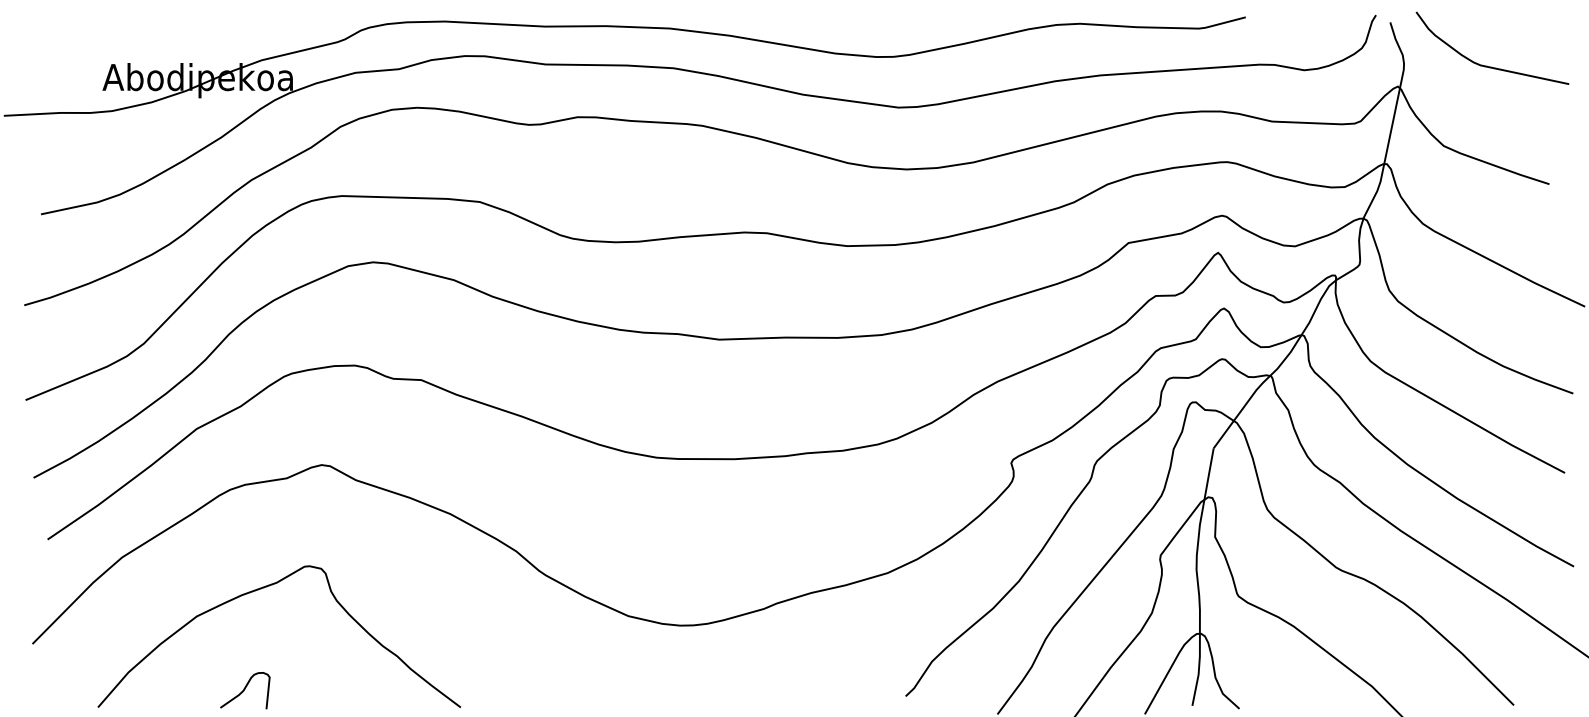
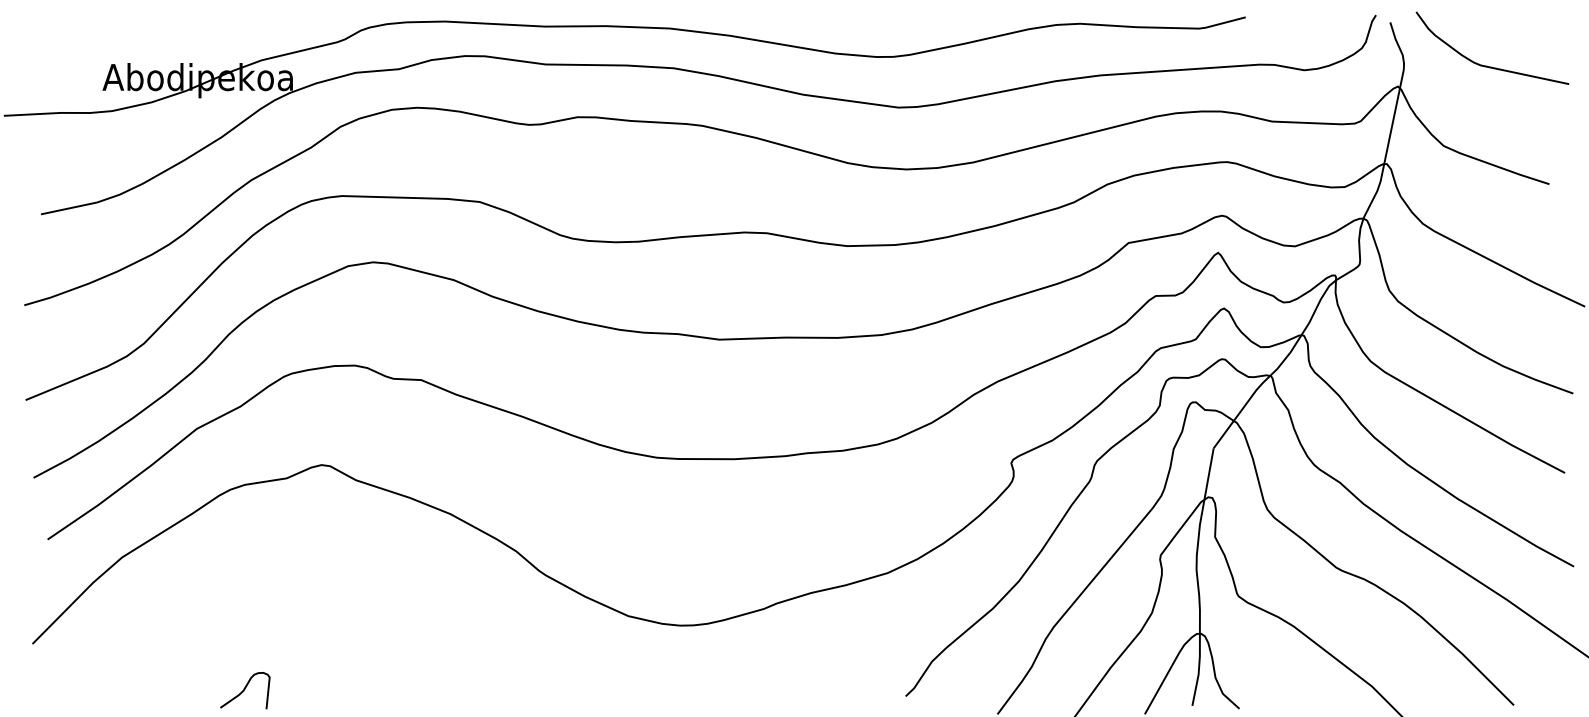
curve: present -> none (264, 588)
